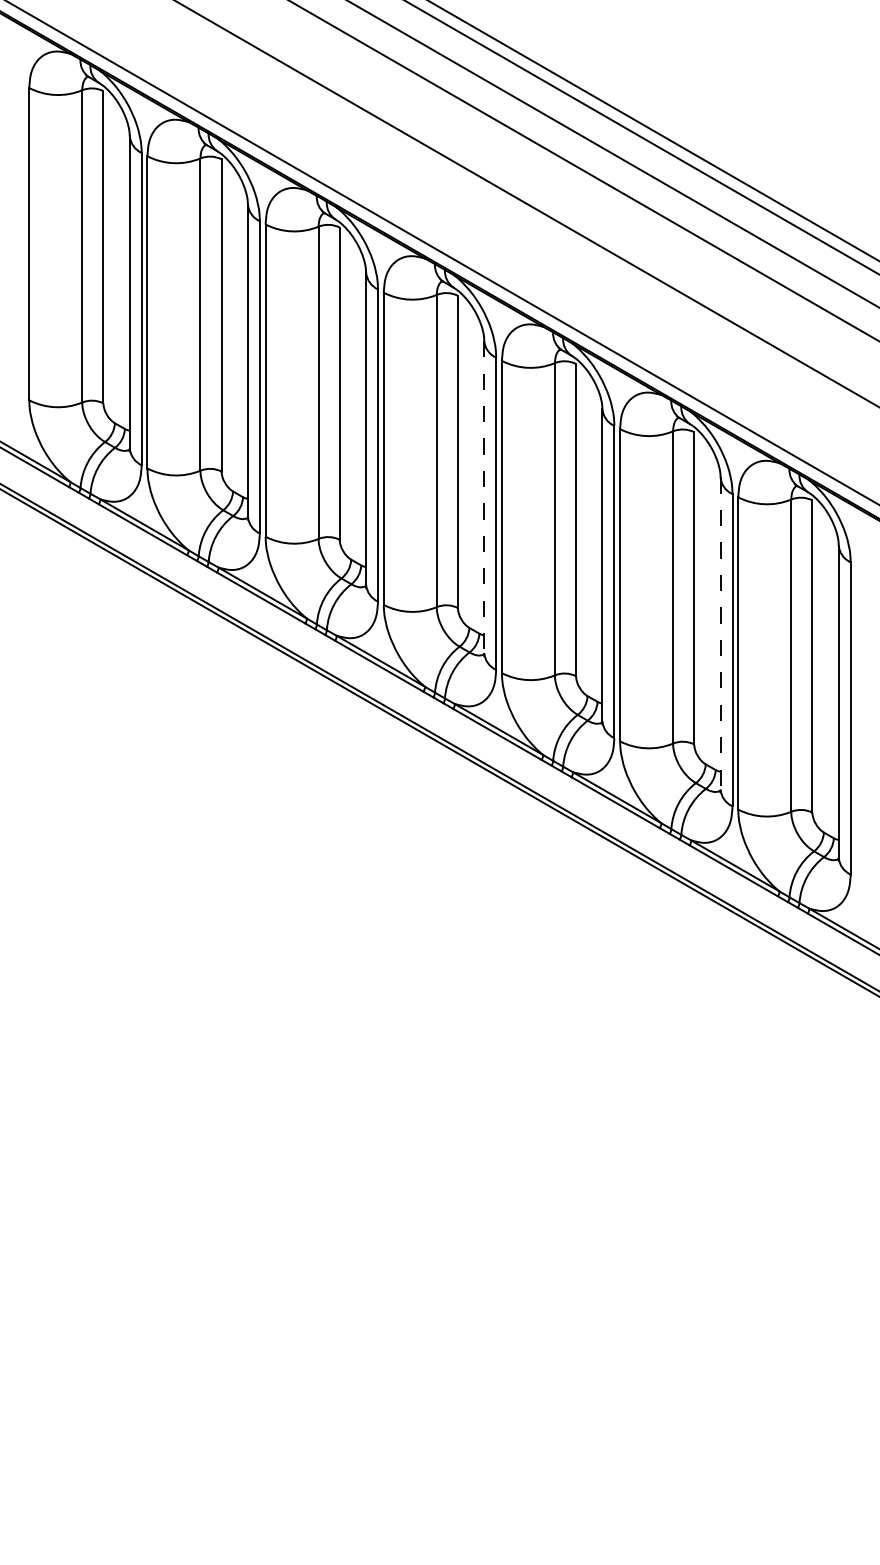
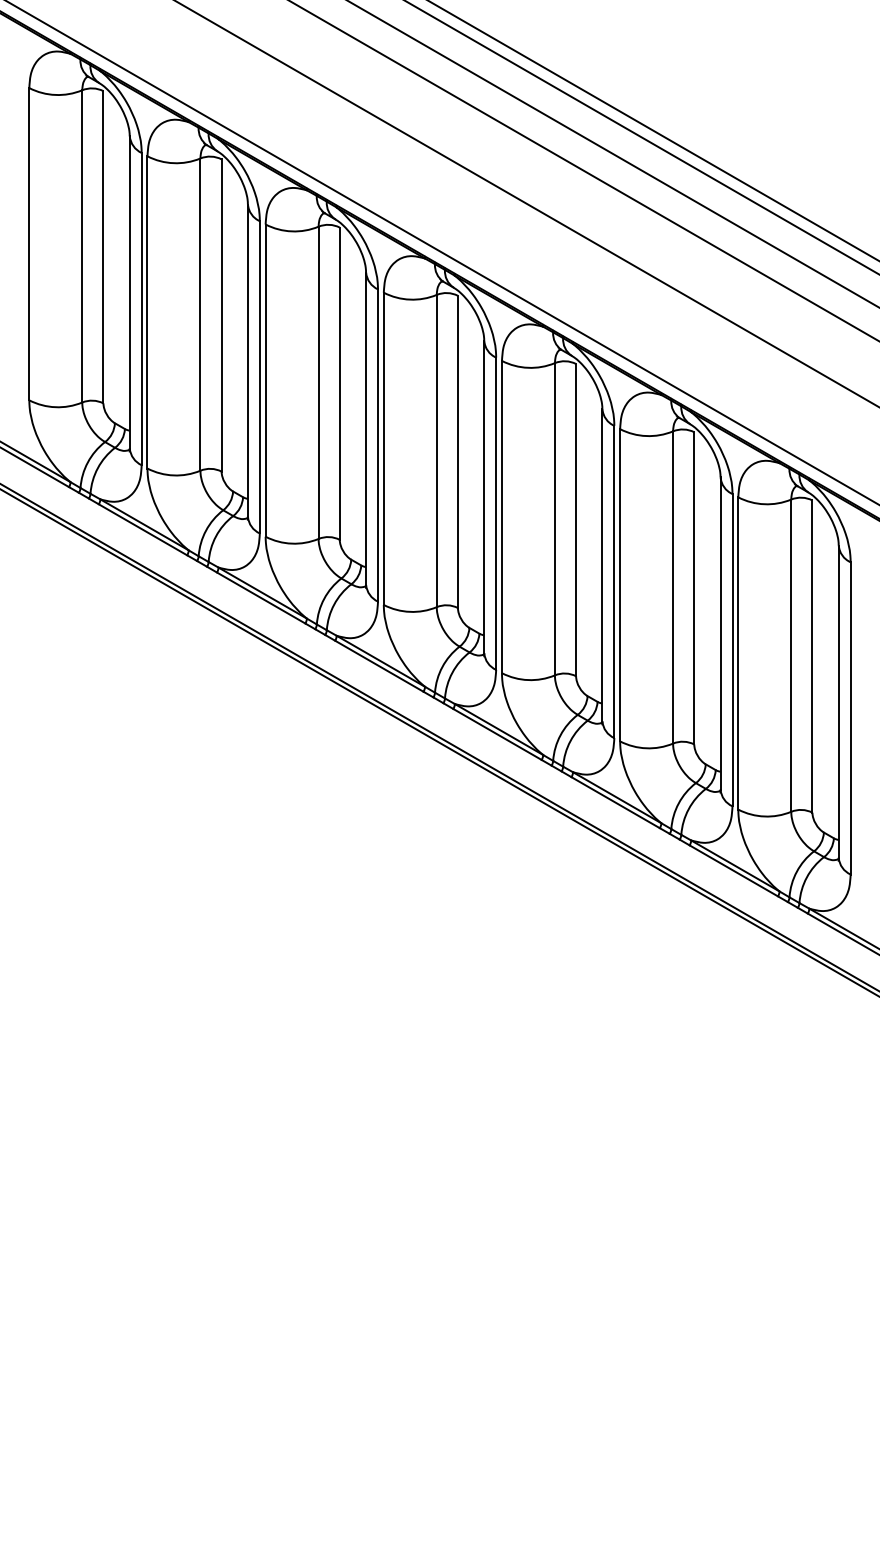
line: dashed -> solid (484, 497)
line: dashed -> solid (720, 634)
